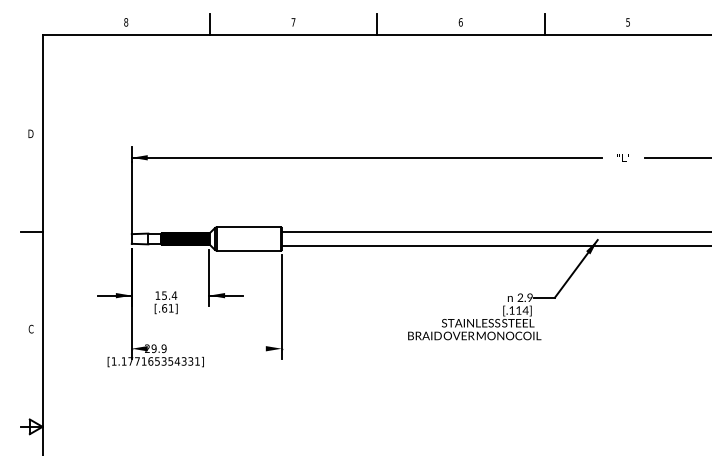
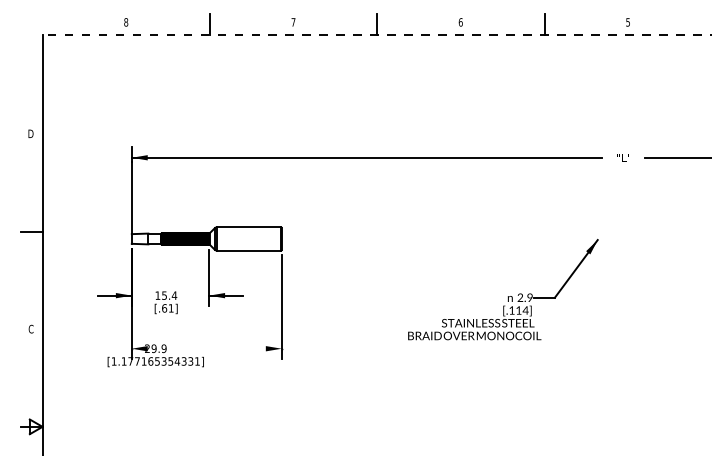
line: solid -> dashed (376, 35)
line: present -> none (494, 231)
line: present -> none (494, 246)
